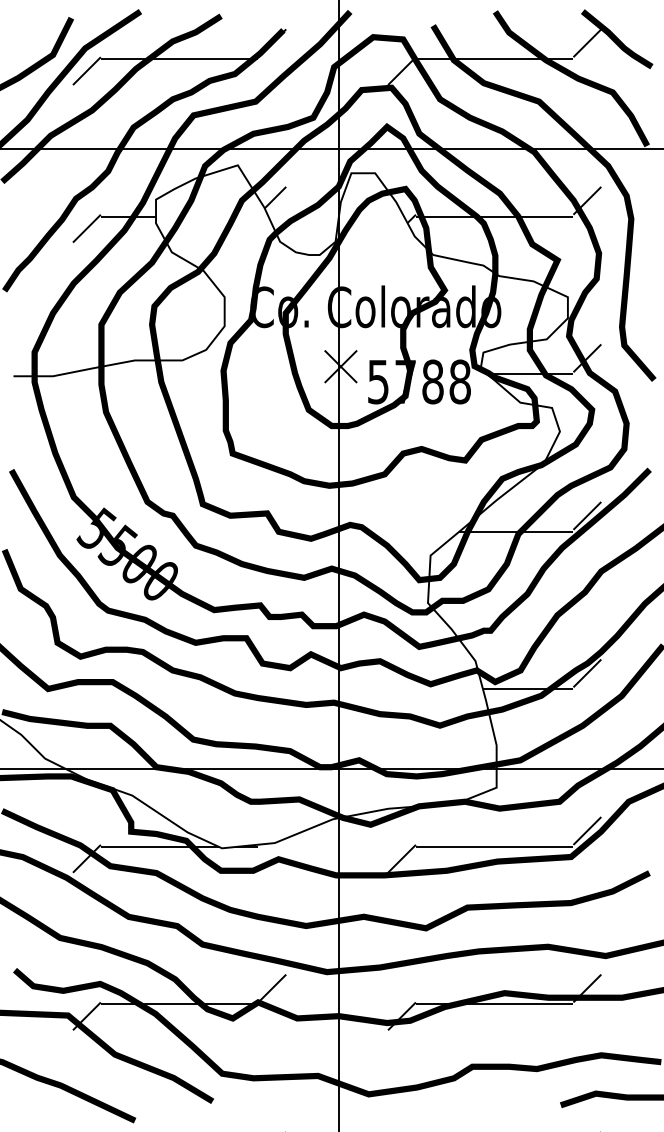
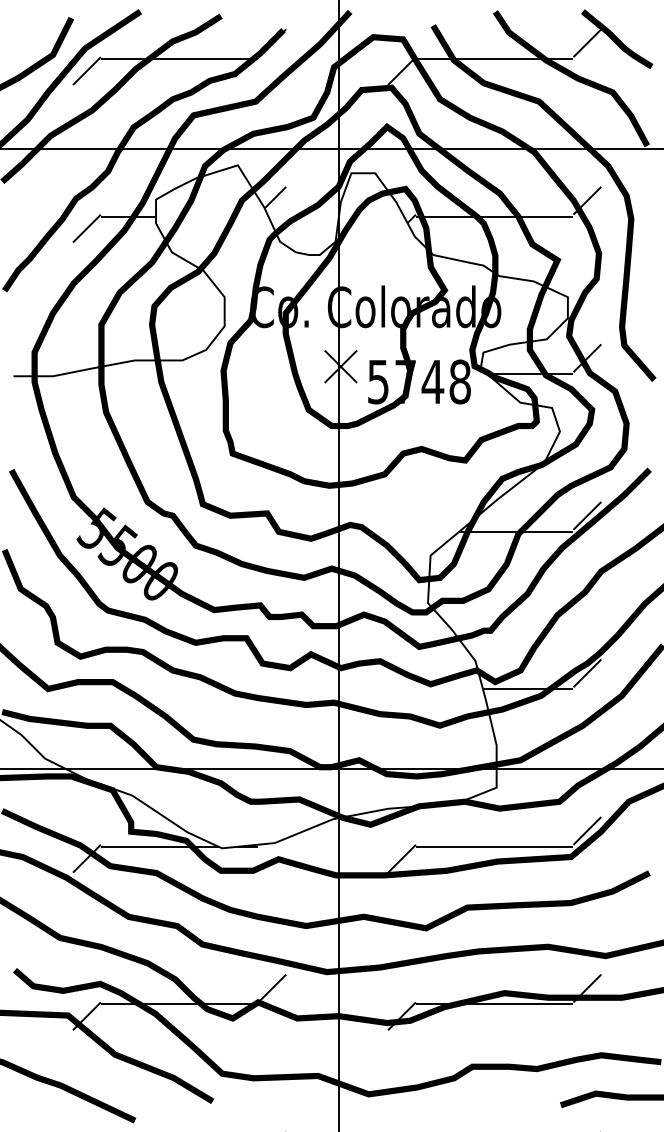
text: 5788 -> 5748 (432, 381)
